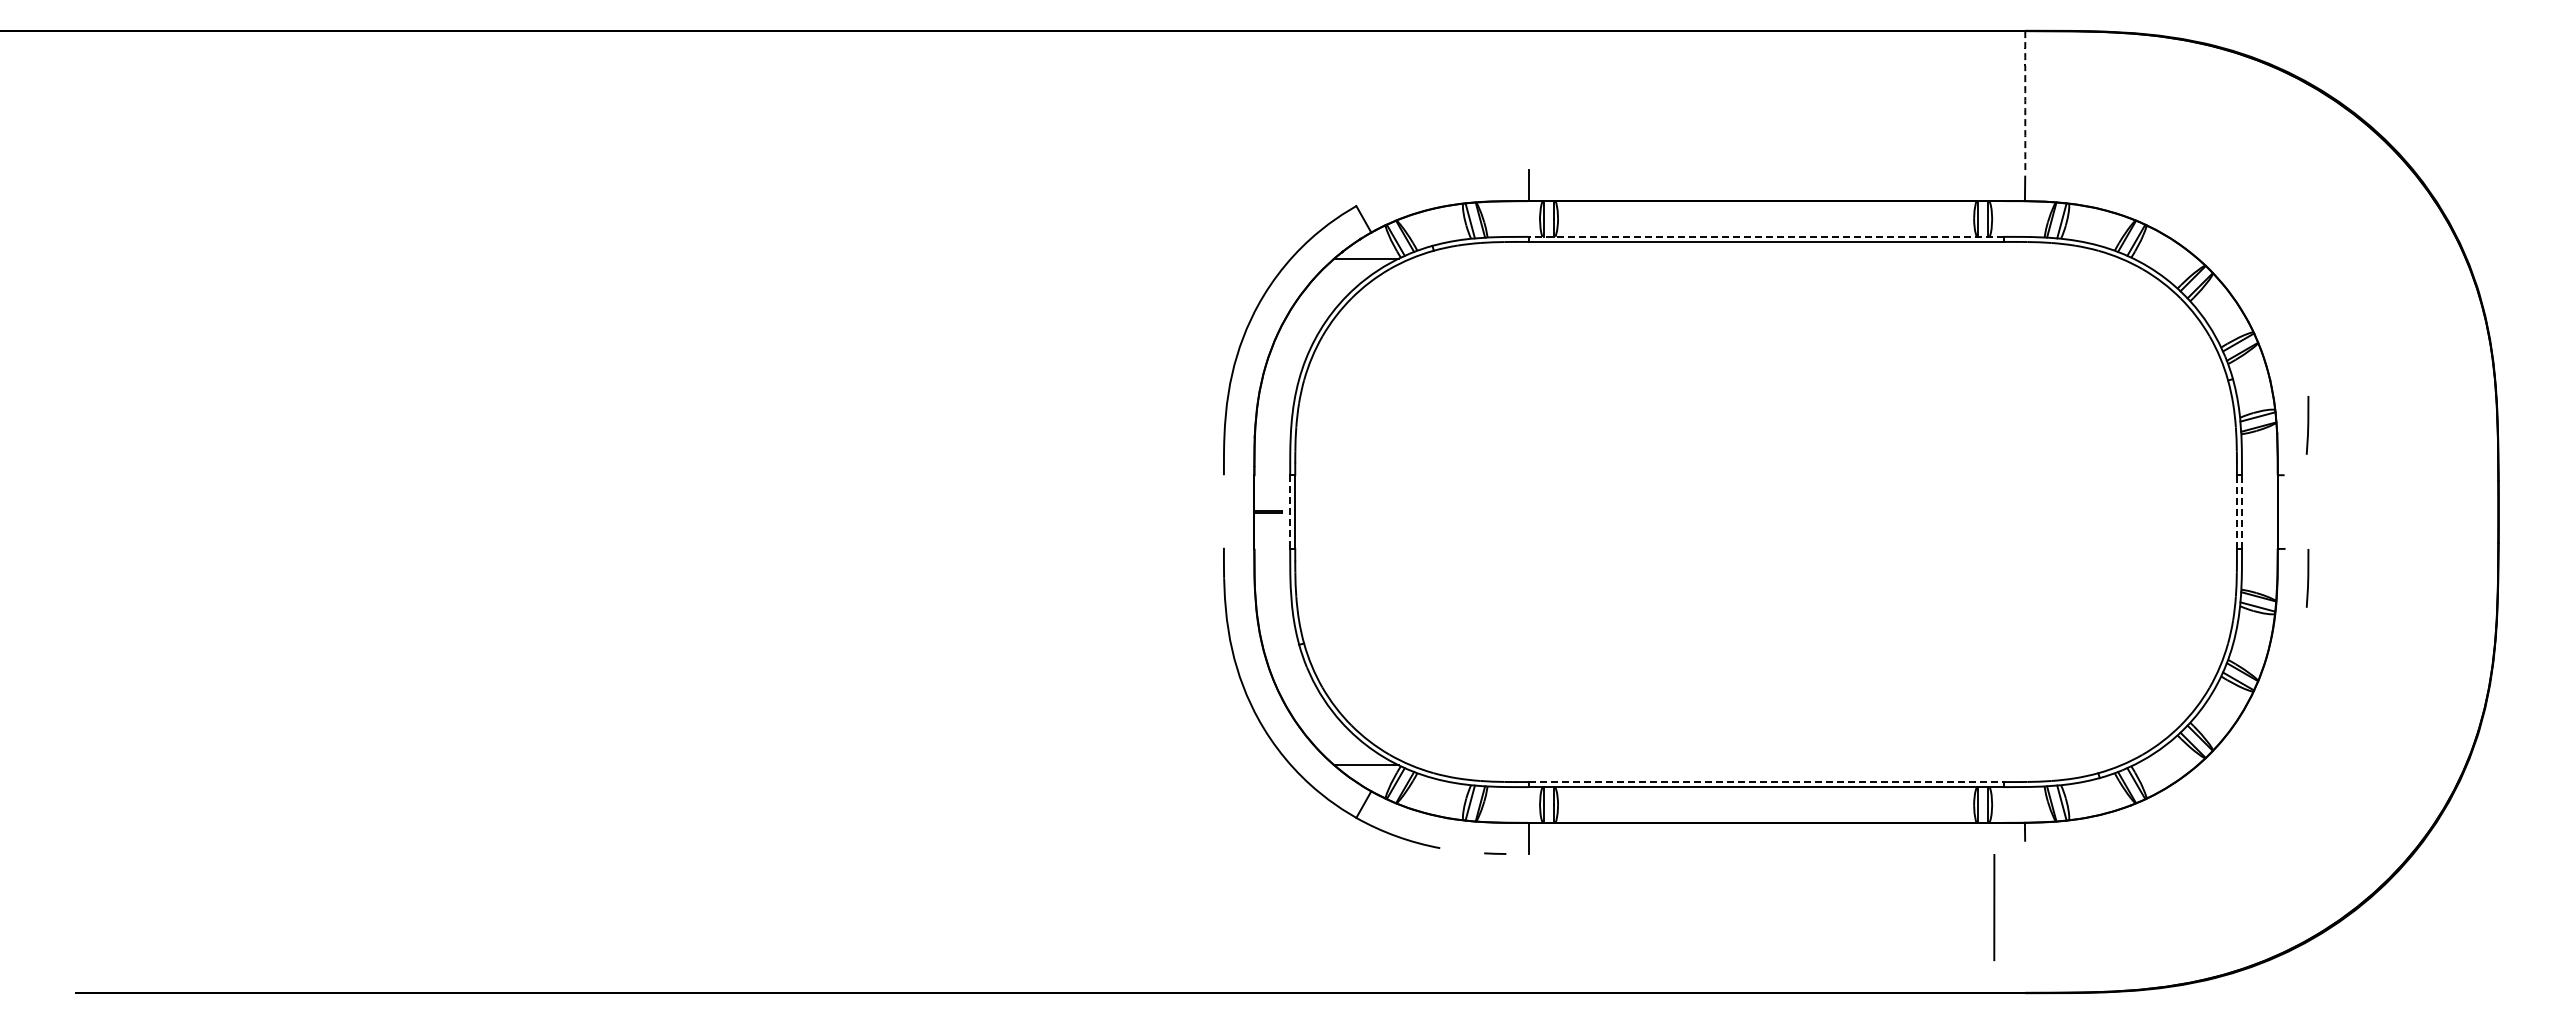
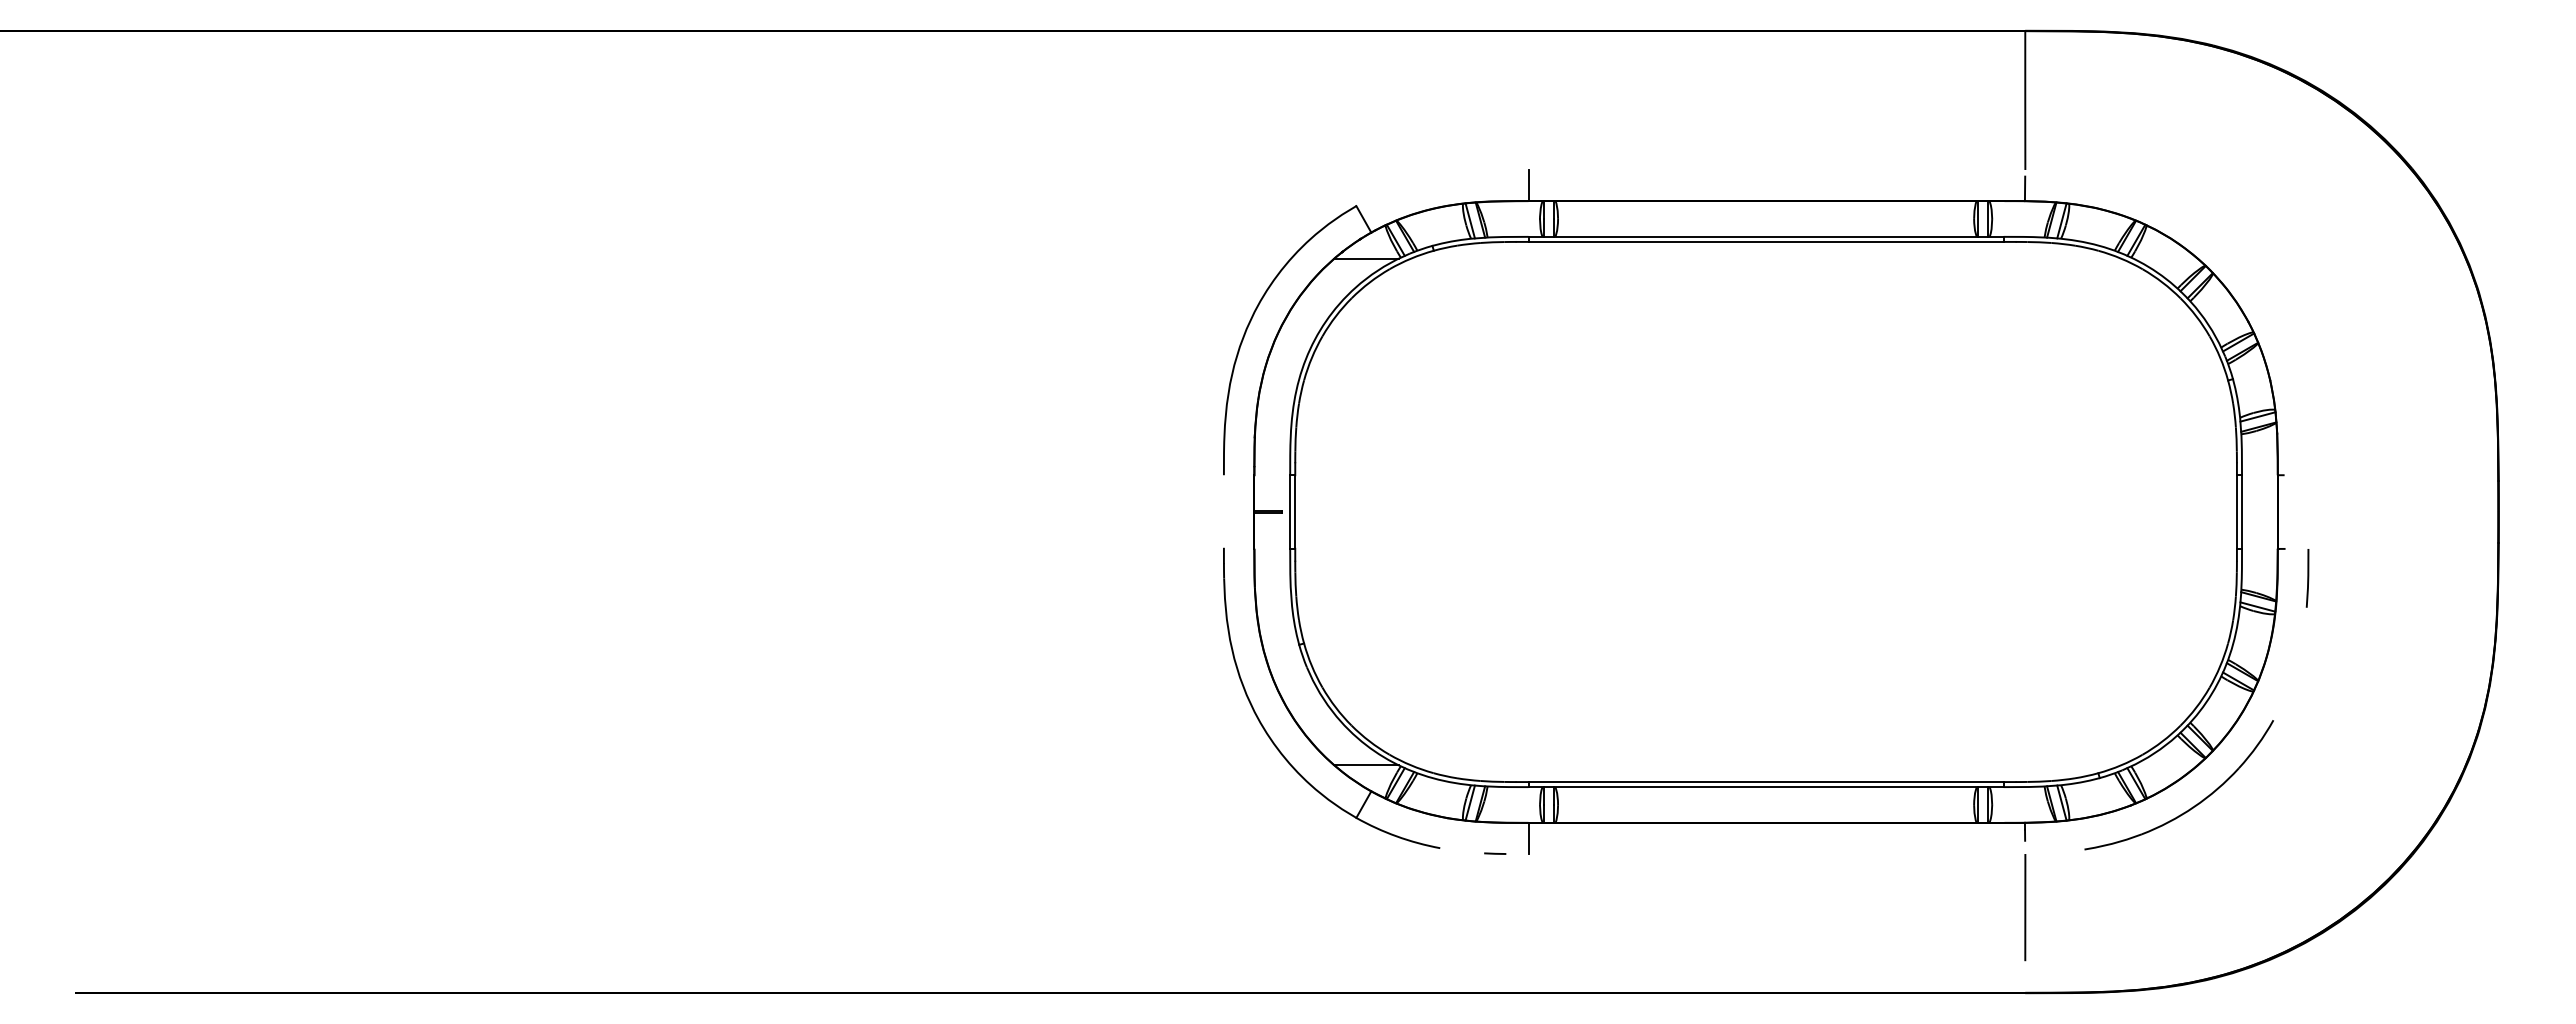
arc: dashed -> solid (2025, 100)
line: dashed -> solid (1766, 236)
line: present -> none (2307, 425)
line: dashed -> solid (1290, 511)
line: dashed -> solid (2236, 511)
line: dashed -> solid (2242, 511)
line: dashed -> solid (1766, 782)
part: none -> present (2192, 806)
line position: (1994, 907) -> (2025, 907) (2025, 907)
